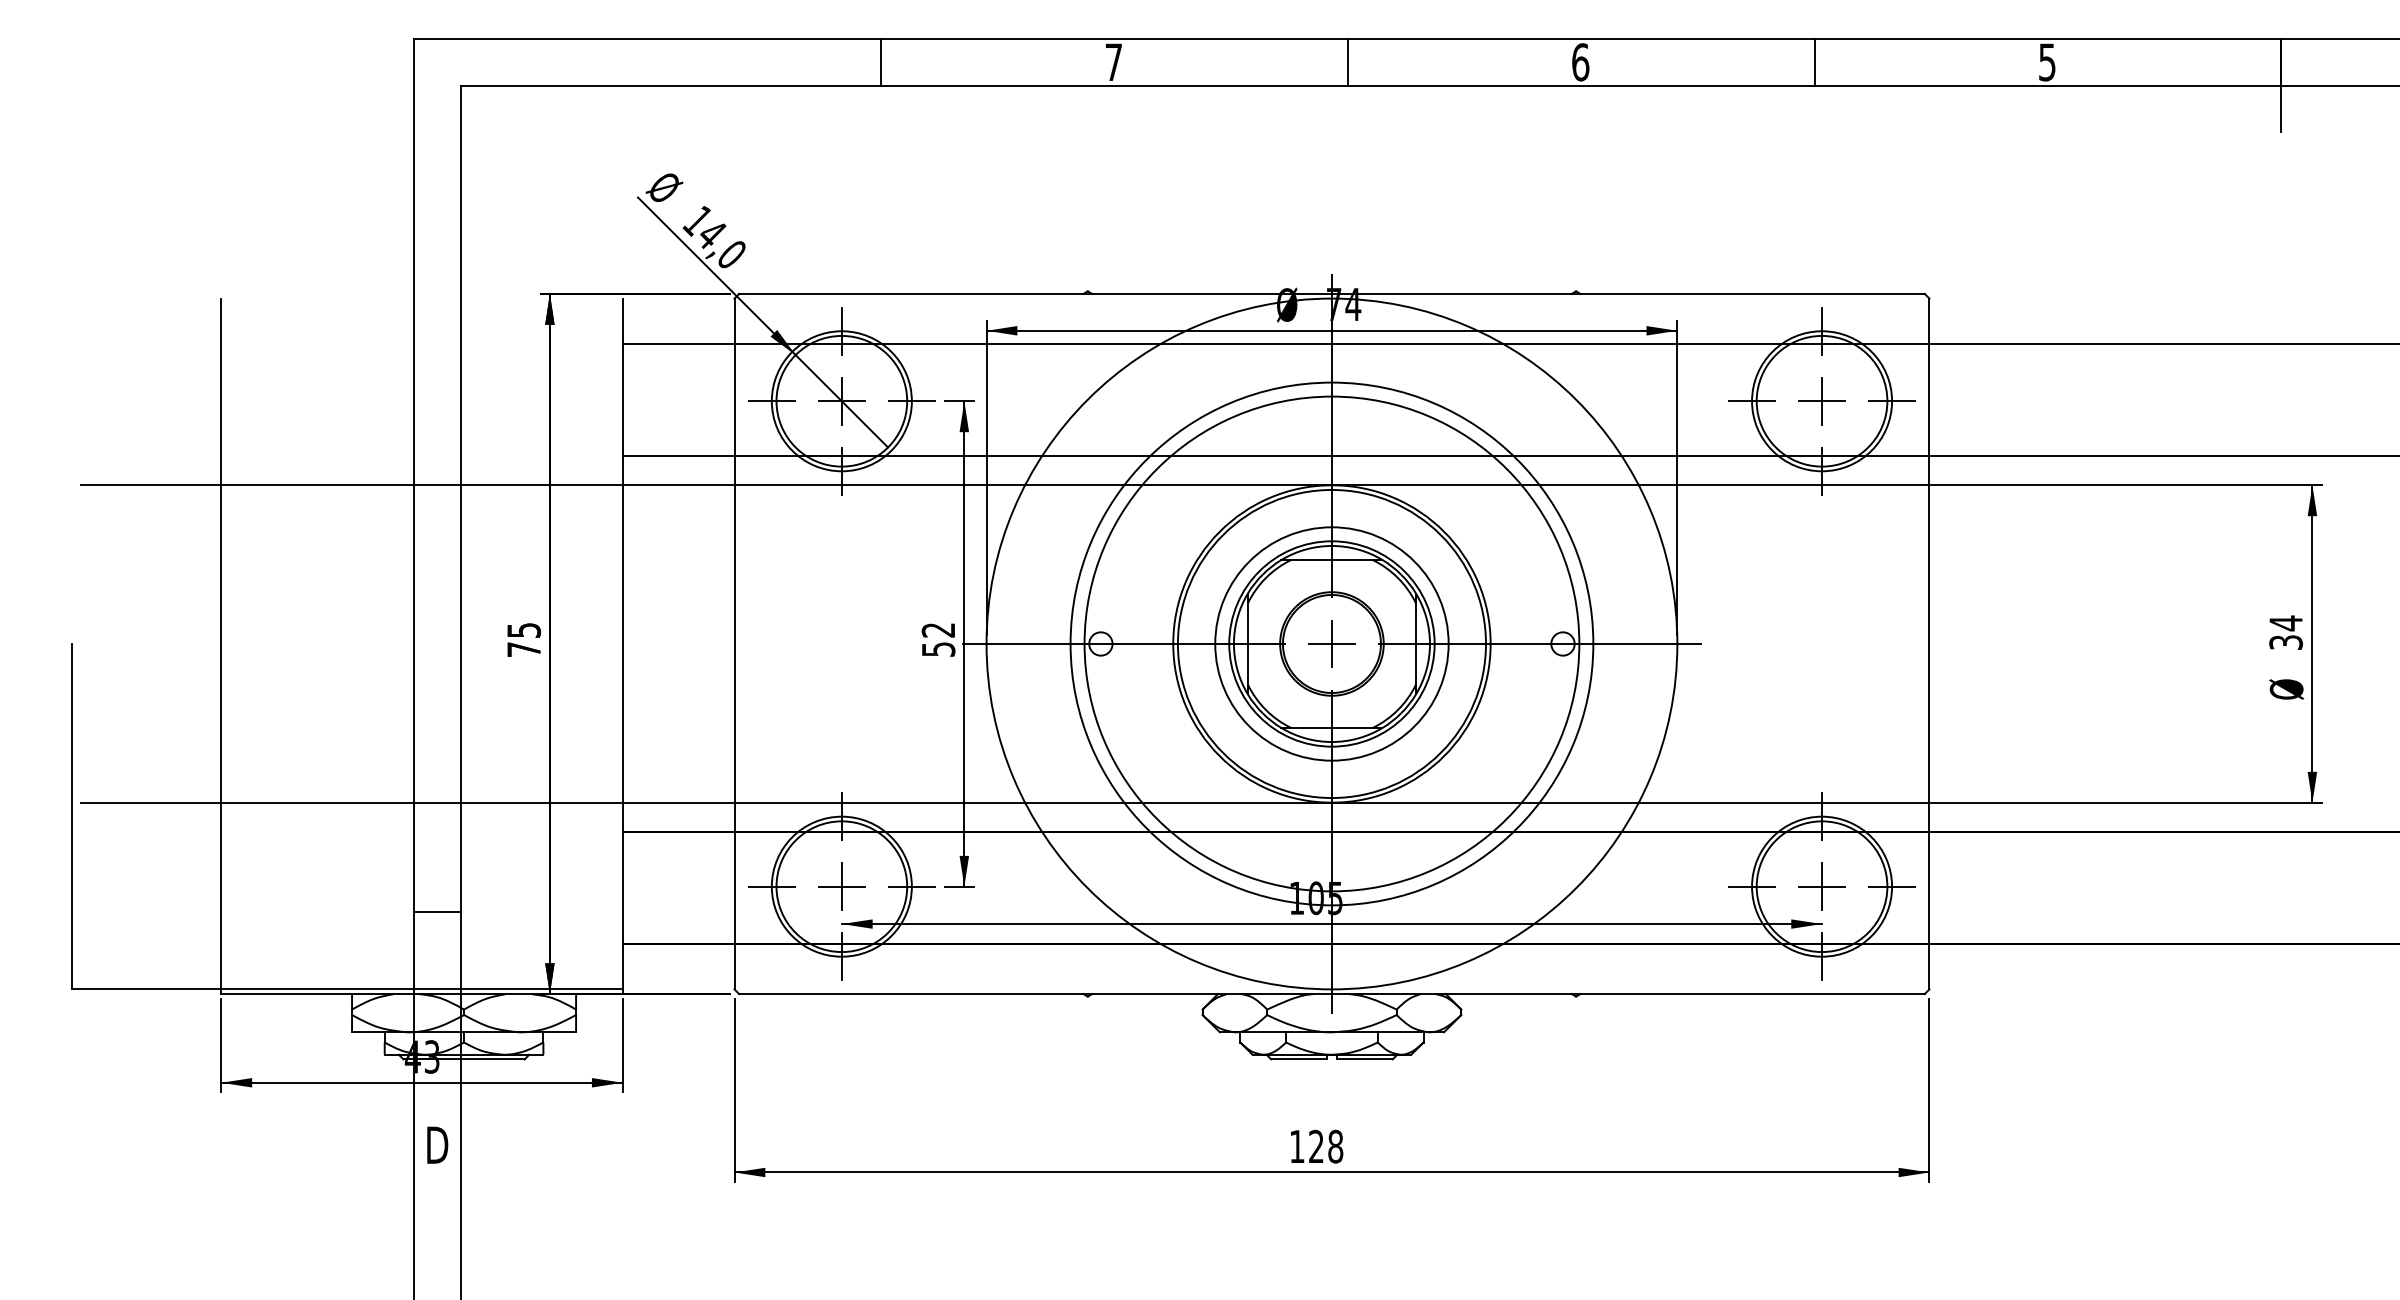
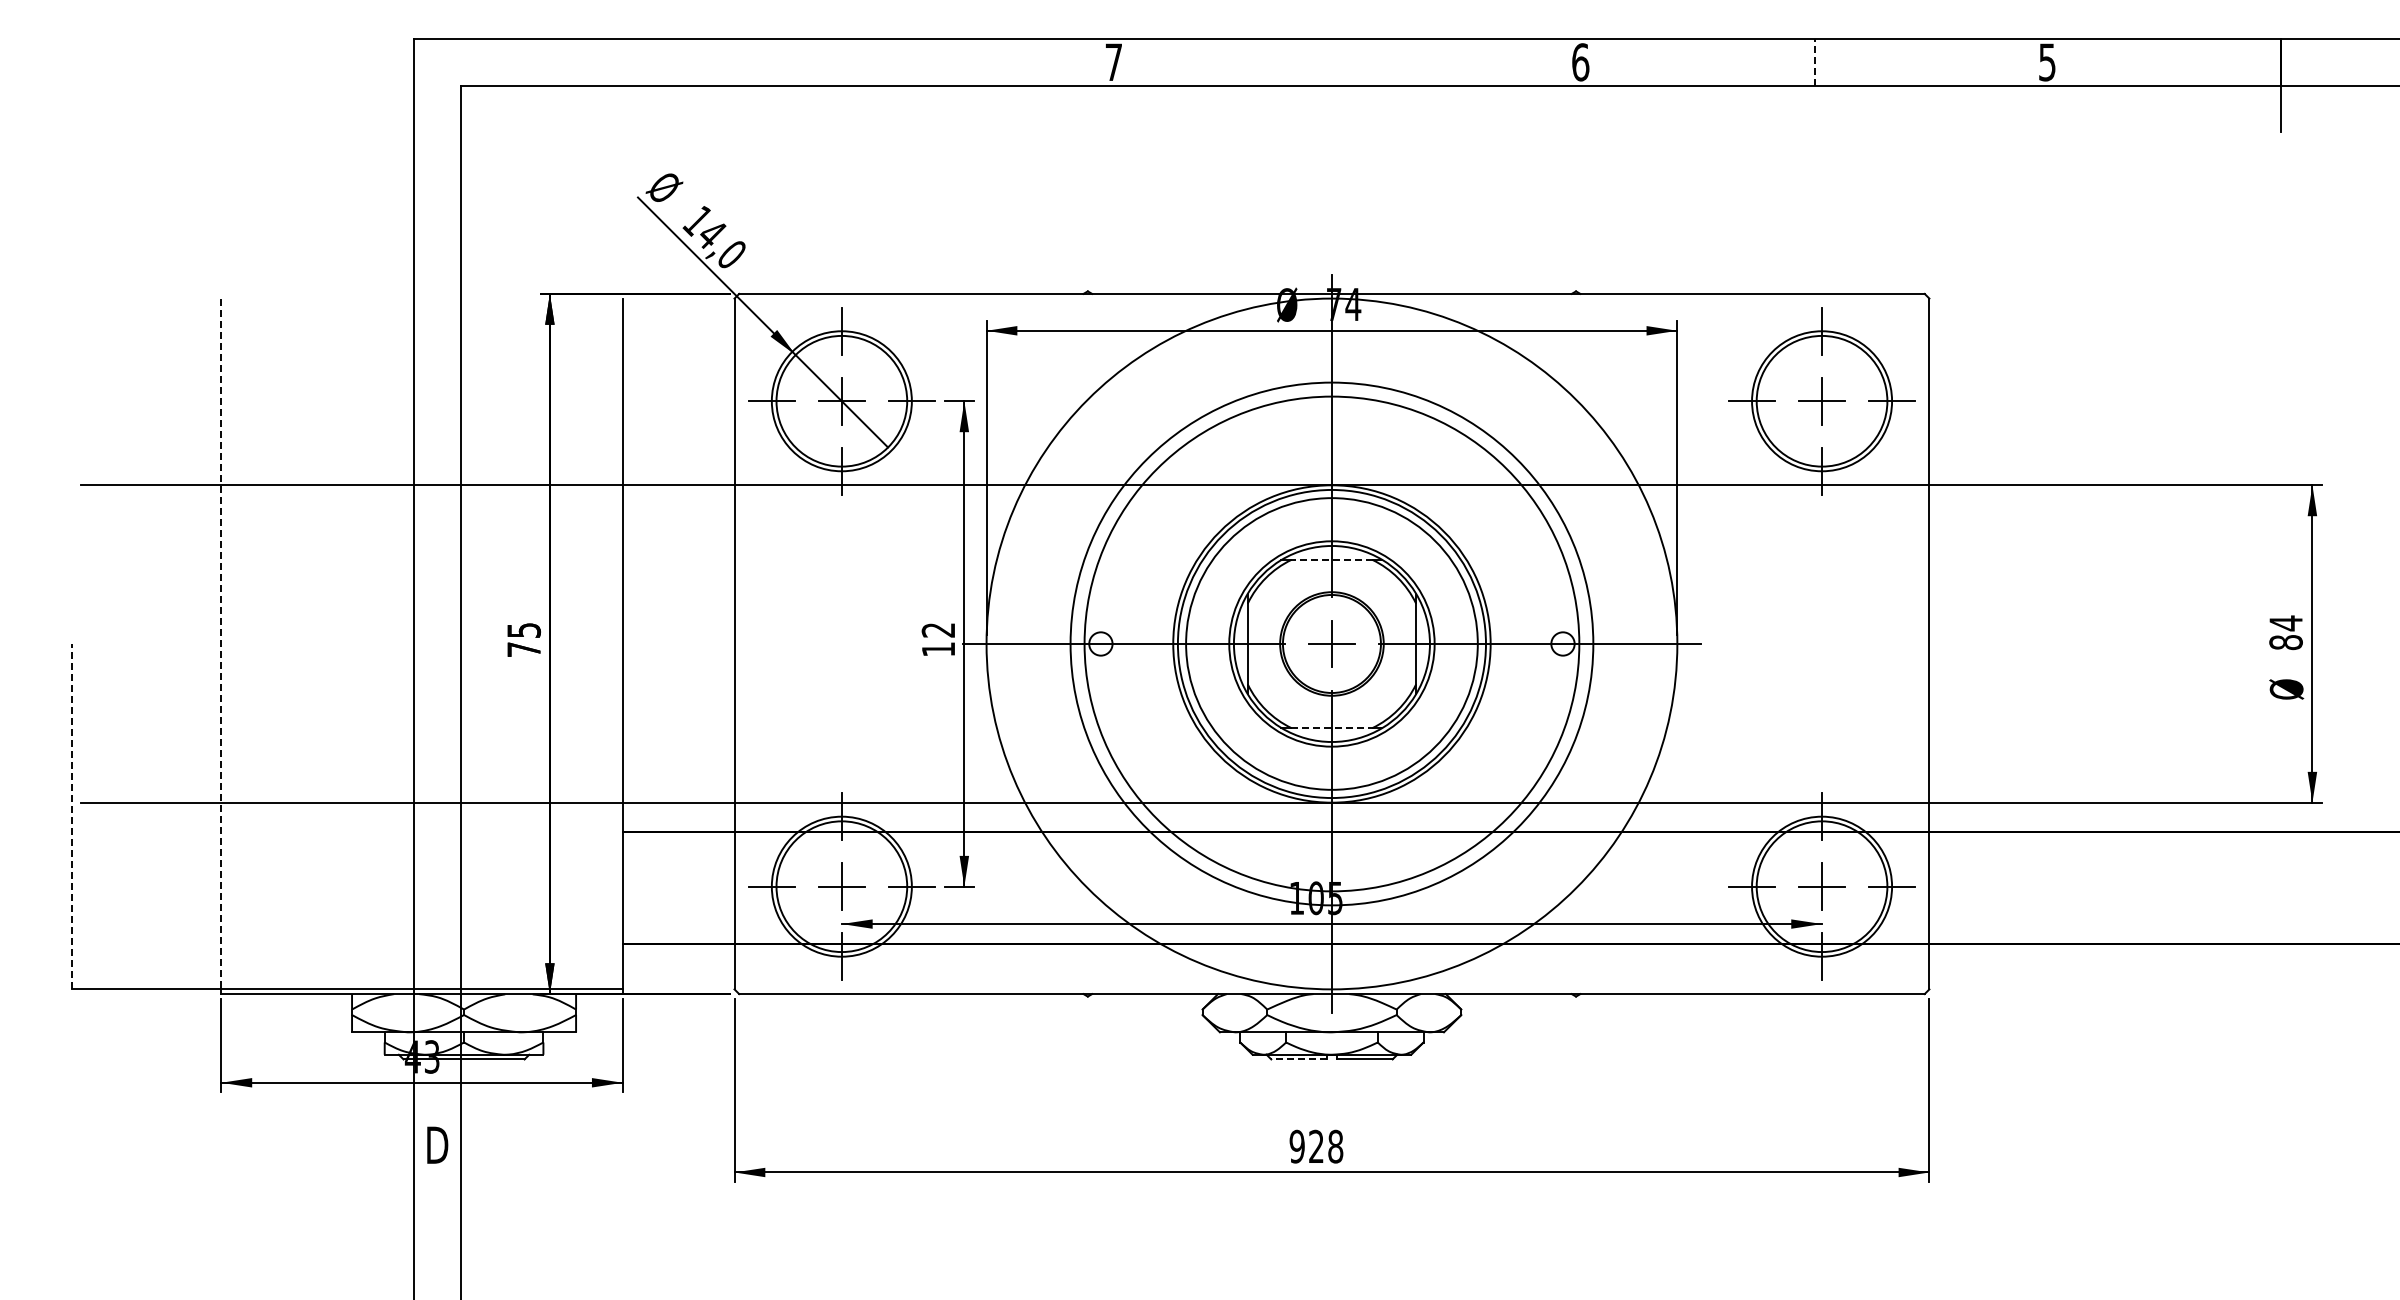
line: present -> none (880, 61)
line: present -> none (1347, 61)
line: solid -> dashed (1814, 61)
line: present -> none (1509, 343)
line: present -> none (1509, 455)
line: solid -> dashed (1331, 559)
text: 34 -> 84 (2285, 642)
circle diameter: 233 px -> 292 px (1331, 643)
line: solid -> dashed (221, 644)
text: 52 -> 12 (938, 649)
line: solid -> dashed (1331, 728)
line: solid -> dashed (71, 816)
line: present -> none (437, 911)
line: solid -> dashed (1298, 1059)
text: 128 -> 928 (1296, 1146)
